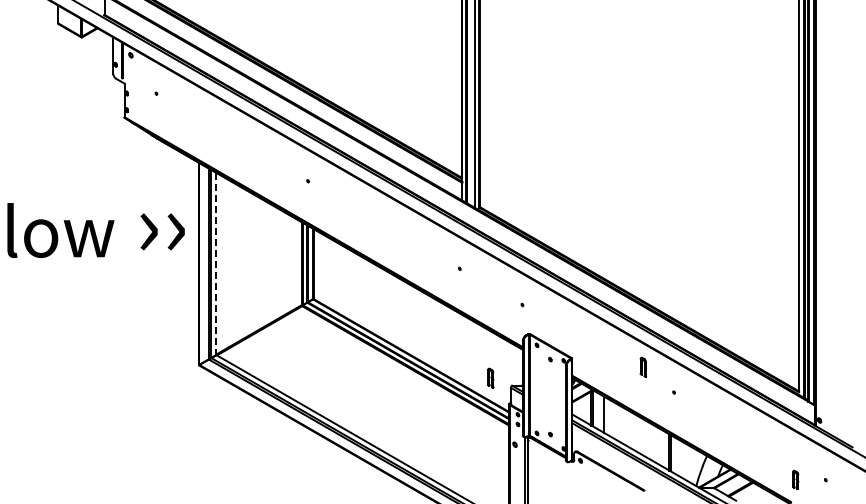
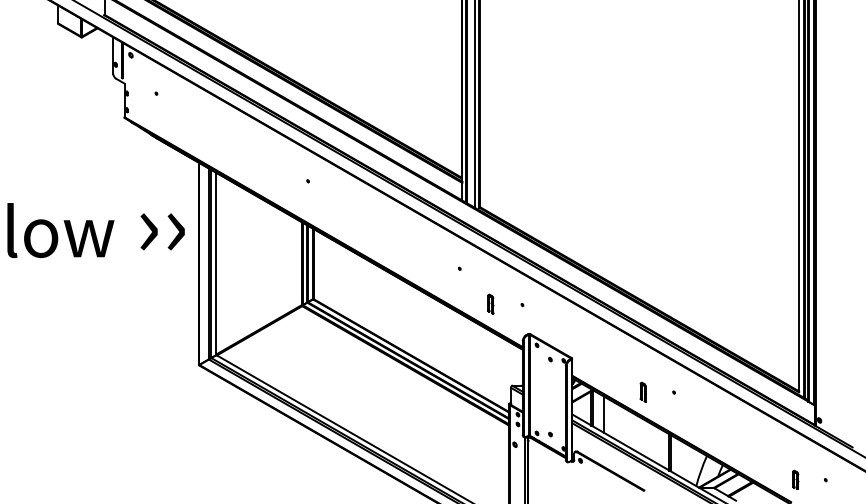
line: dashed -> solid (216, 264)
part position: (642, 366) -> (642, 391) (642, 391)
part position: (490, 377) -> (490, 303) (490, 303)
